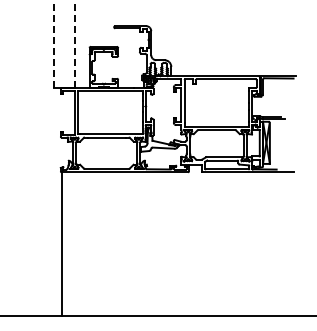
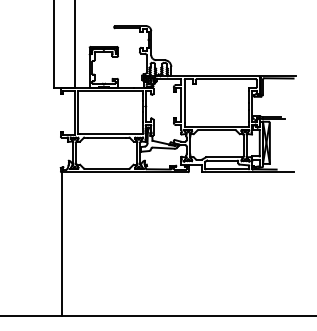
line: dashed -> solid (54, 44)
line: dashed -> solid (75, 44)
